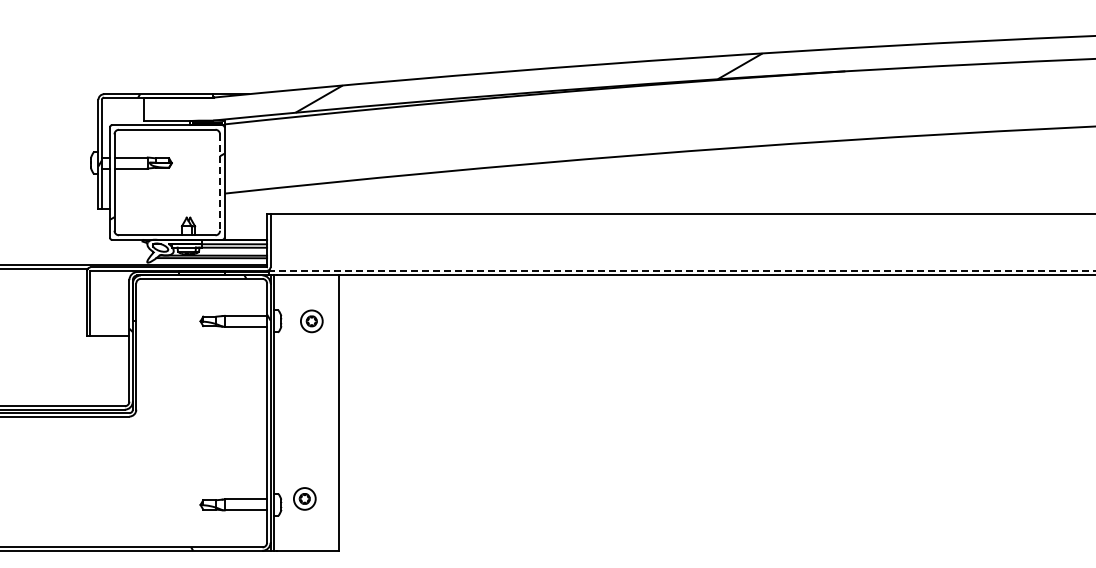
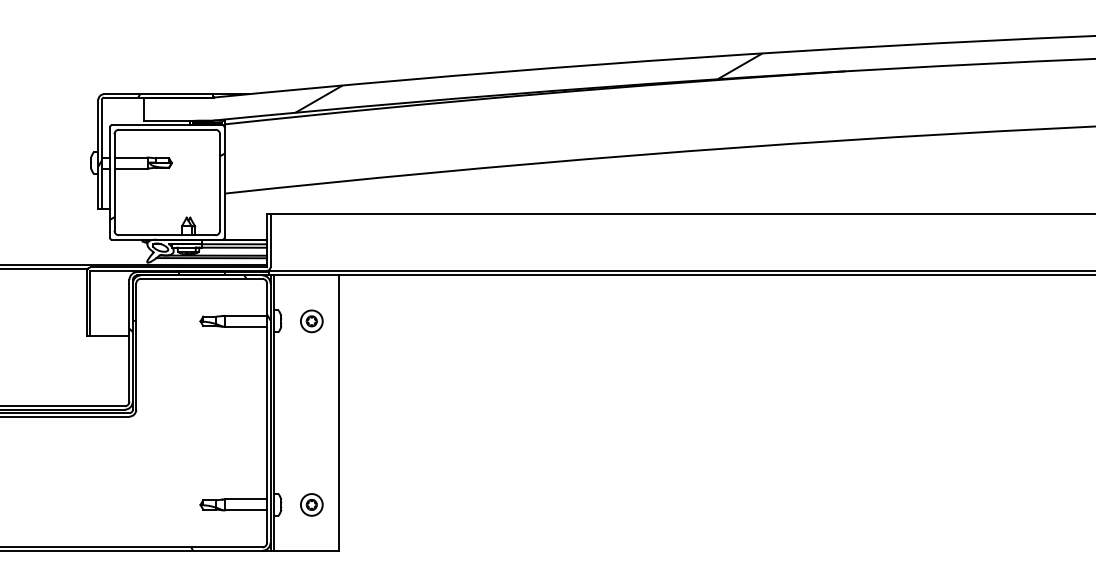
line: dashed -> solid (220, 183)
line: dashed -> solid (680, 270)
part position: (304, 498) -> (311, 504) (311, 504)
